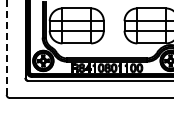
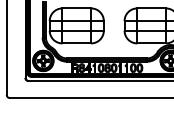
line: dashed -> solid (6, 47)
